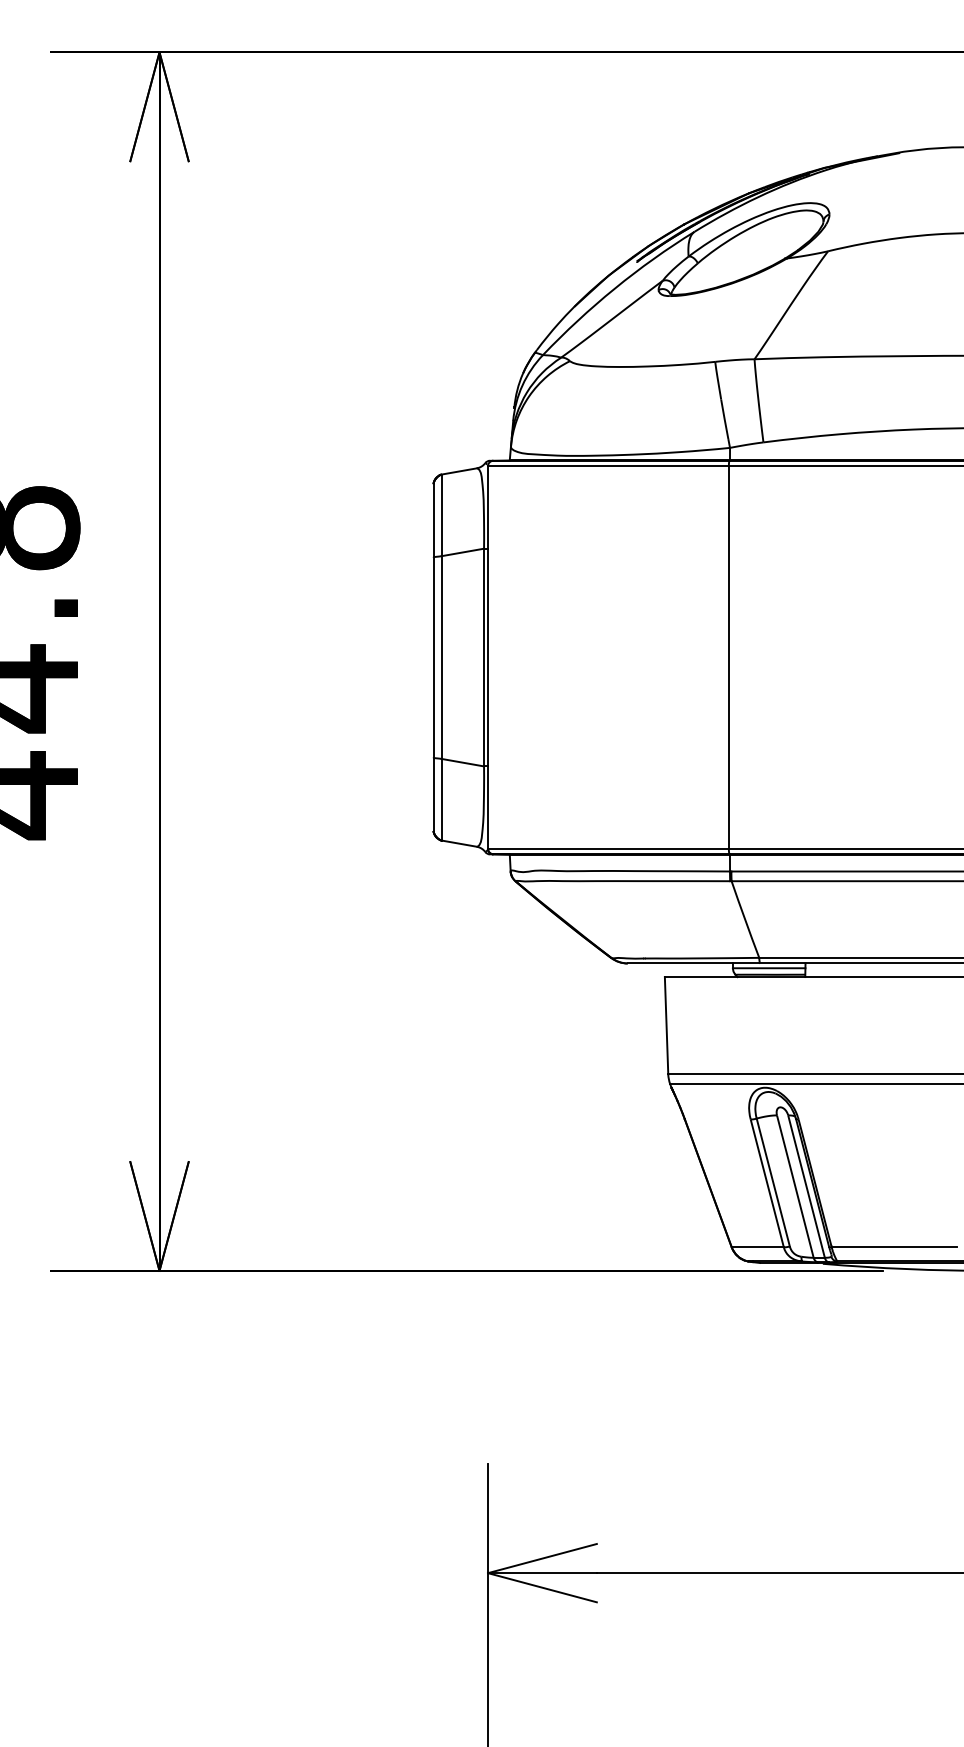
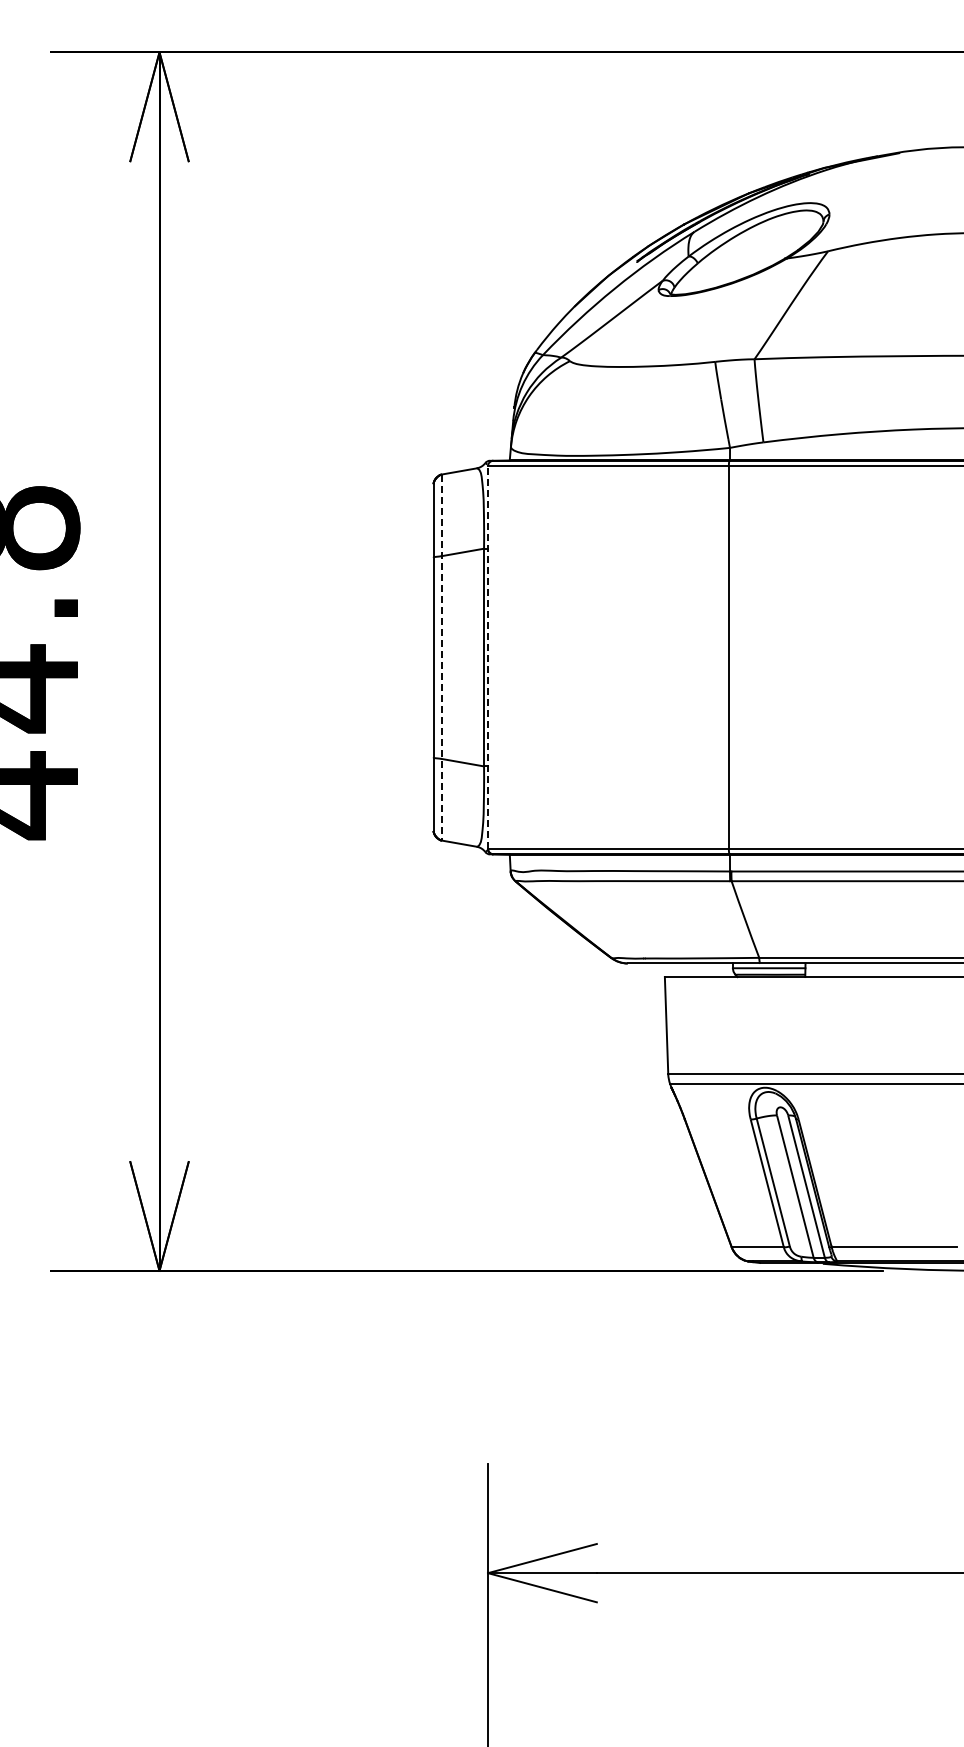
line: solid -> dashed (488, 657)
line: solid -> dashed (441, 658)
